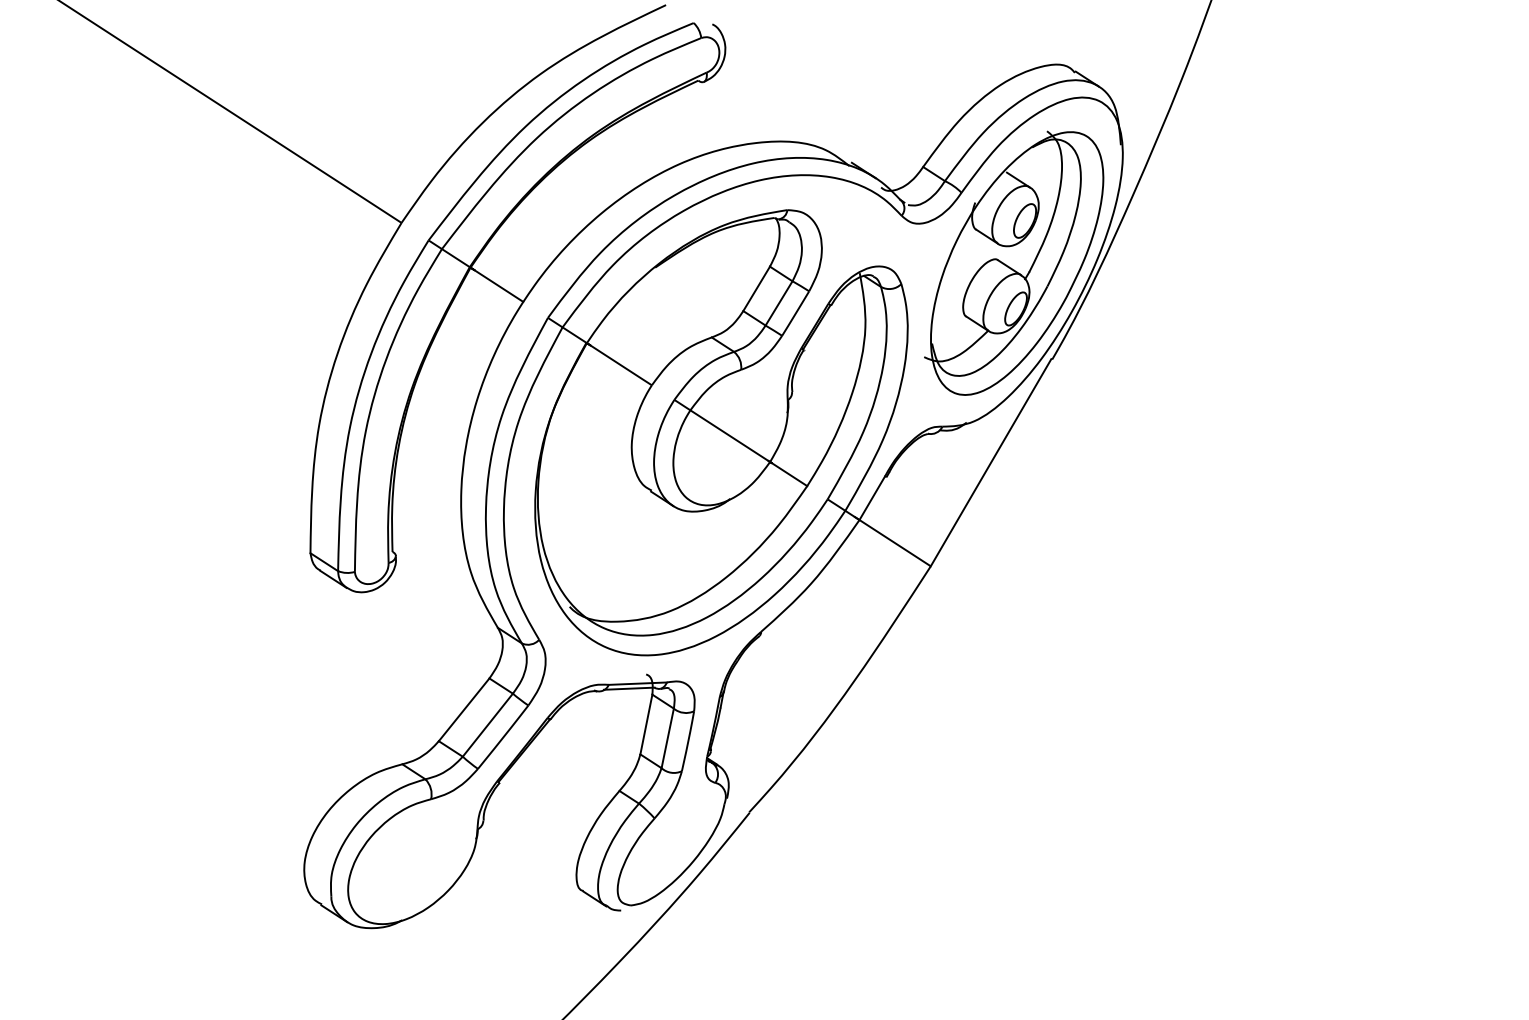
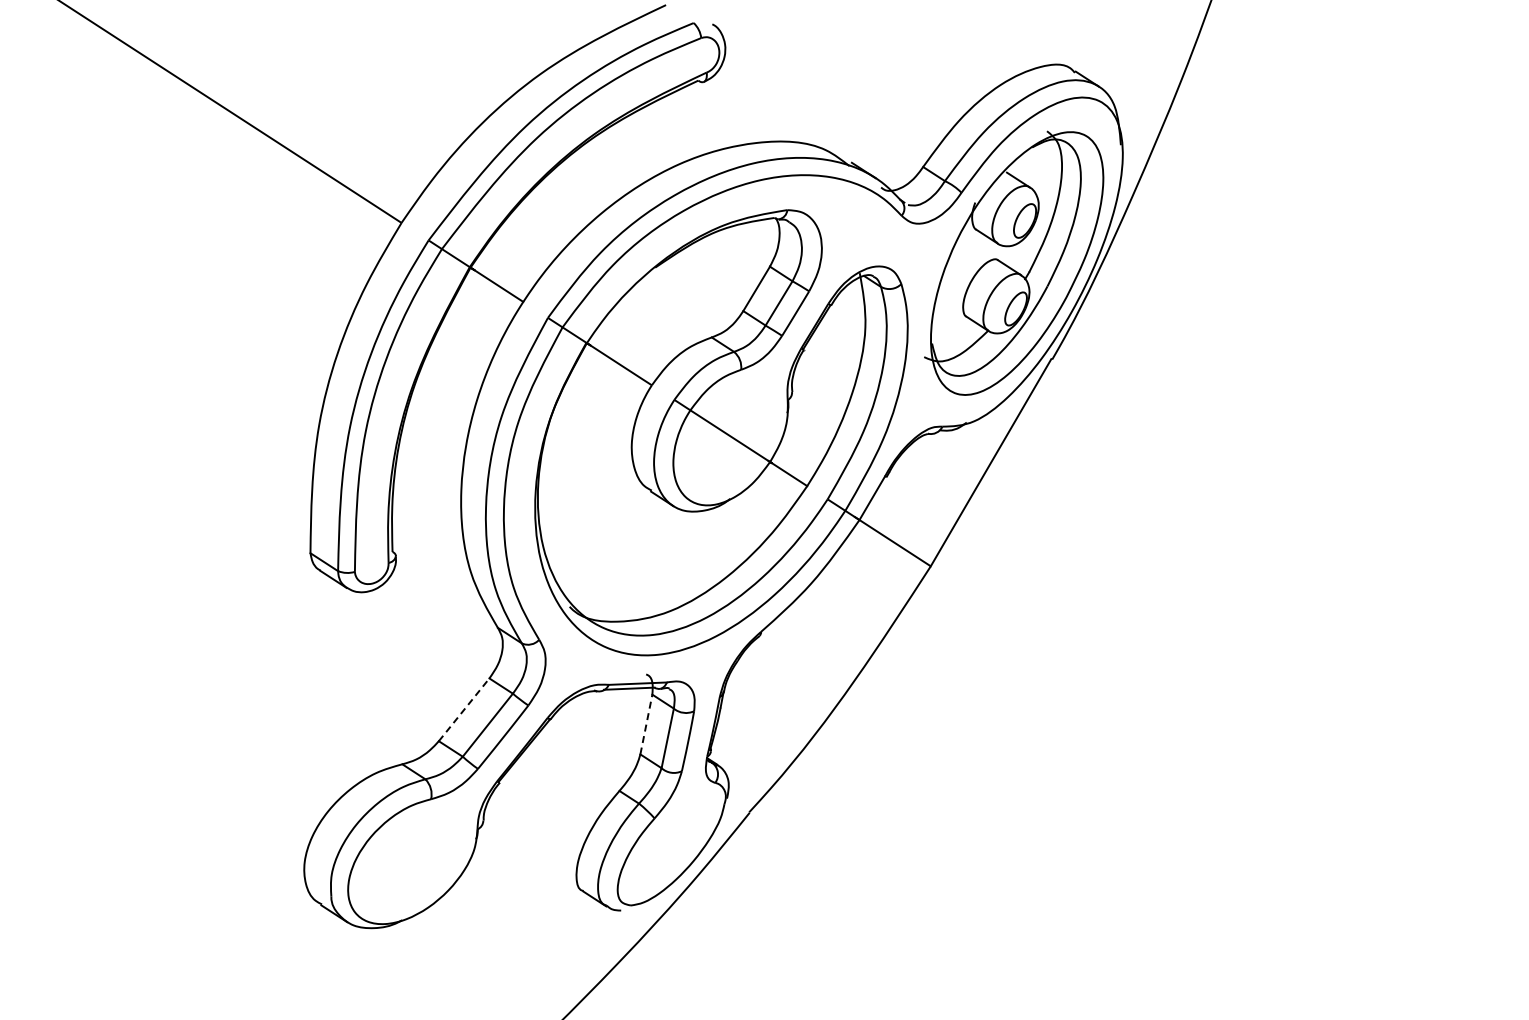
line: solid -> dashed (464, 709)
line: solid -> dashed (646, 724)
